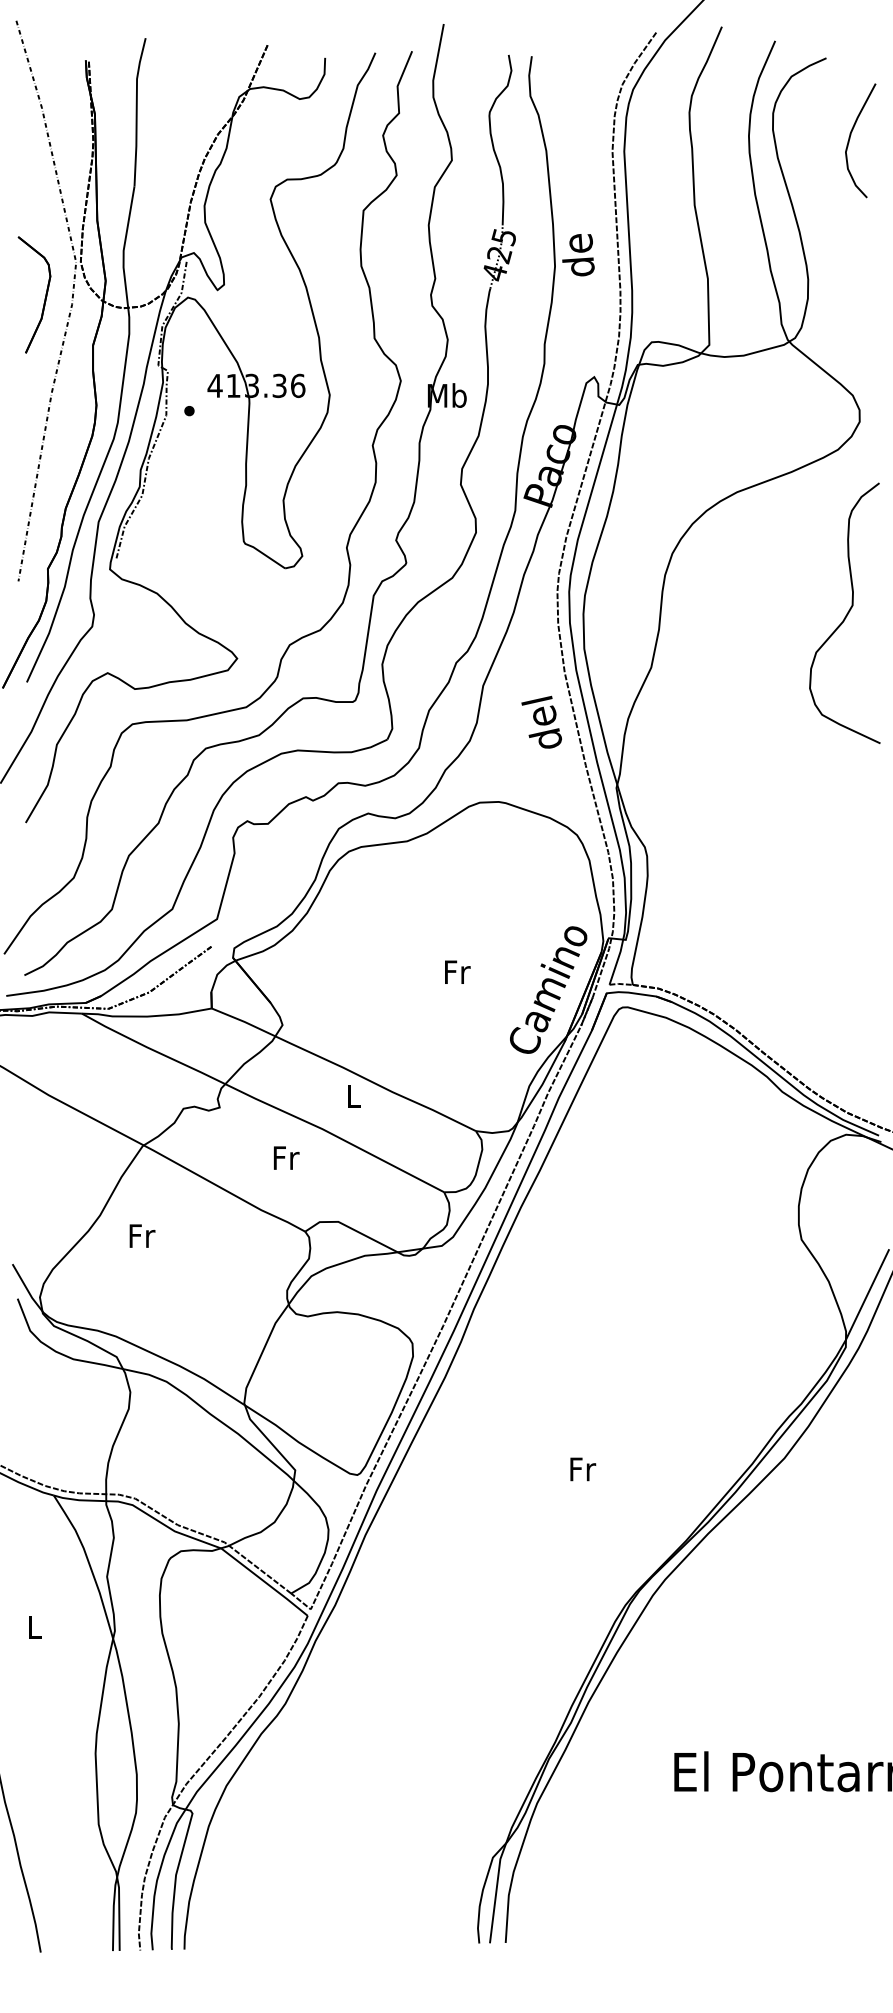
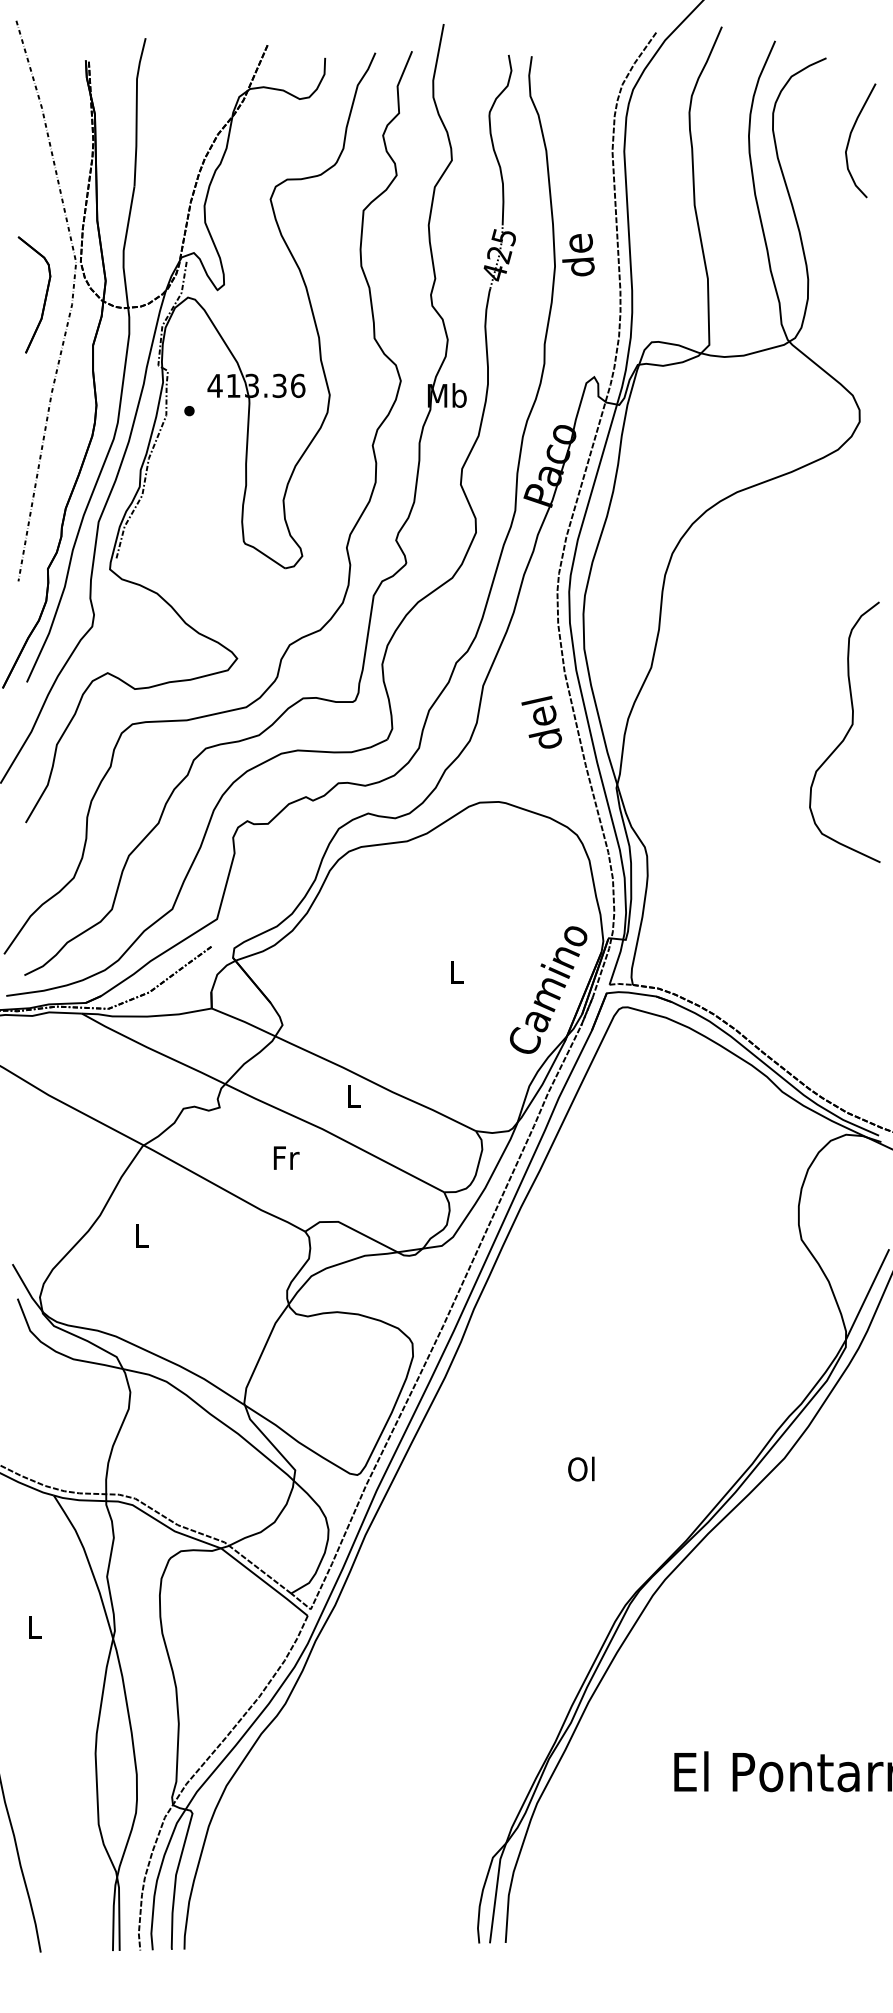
curve position: (846, 613) -> (846, 732) (846, 732)
text: Fr -> L (457, 971)
text: Fr -> L (142, 1235)
text: Fr -> Ol (582, 1468)
